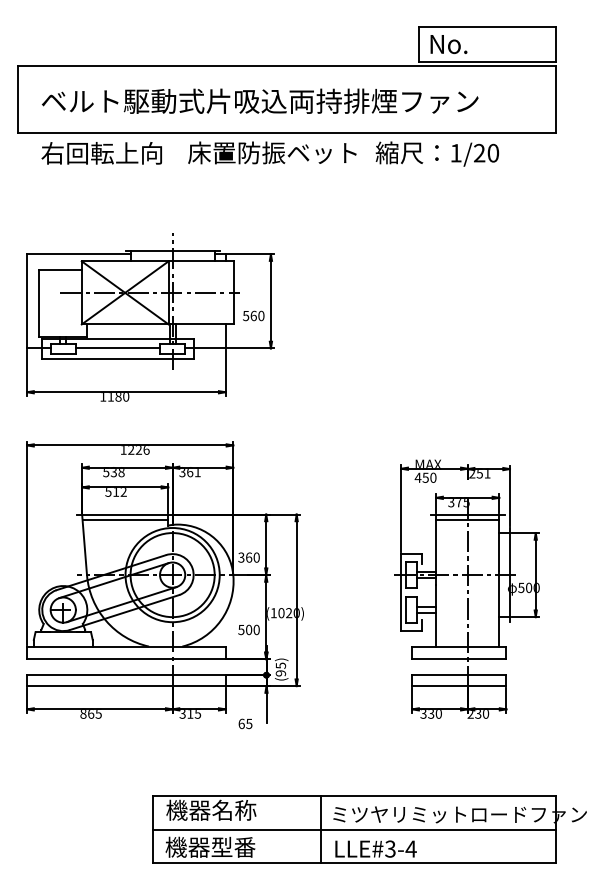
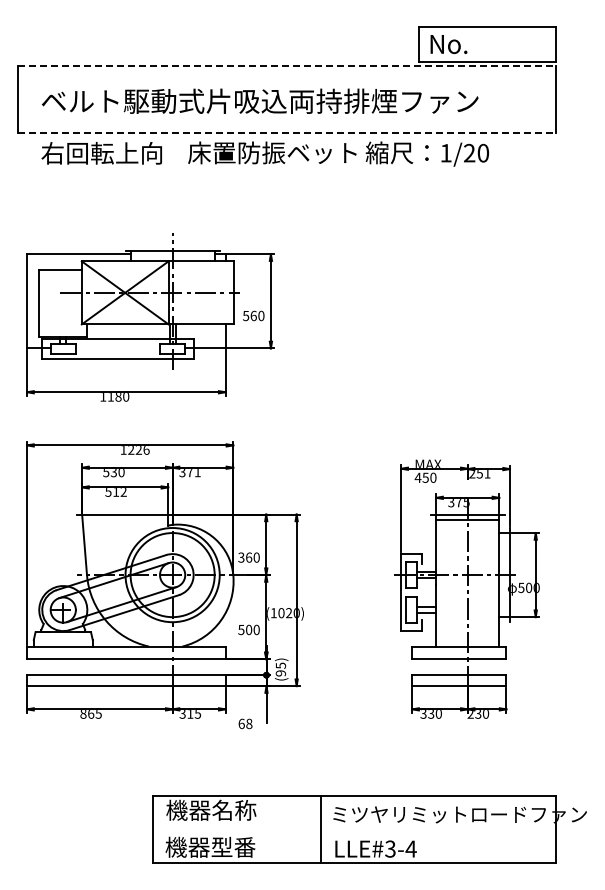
line: solid -> dashed (287, 66)
line: solid -> dashed (287, 133)
text position: (436, 153) -> (426, 153) (426, 153)
line: present -> none (117, 348)
text: 538 -> 530 (121, 472)
text: 361 -> 371 (190, 473)
line: present -> none (125, 519)
text: 65 -> 68 (249, 723)
line: present -> none (354, 829)
